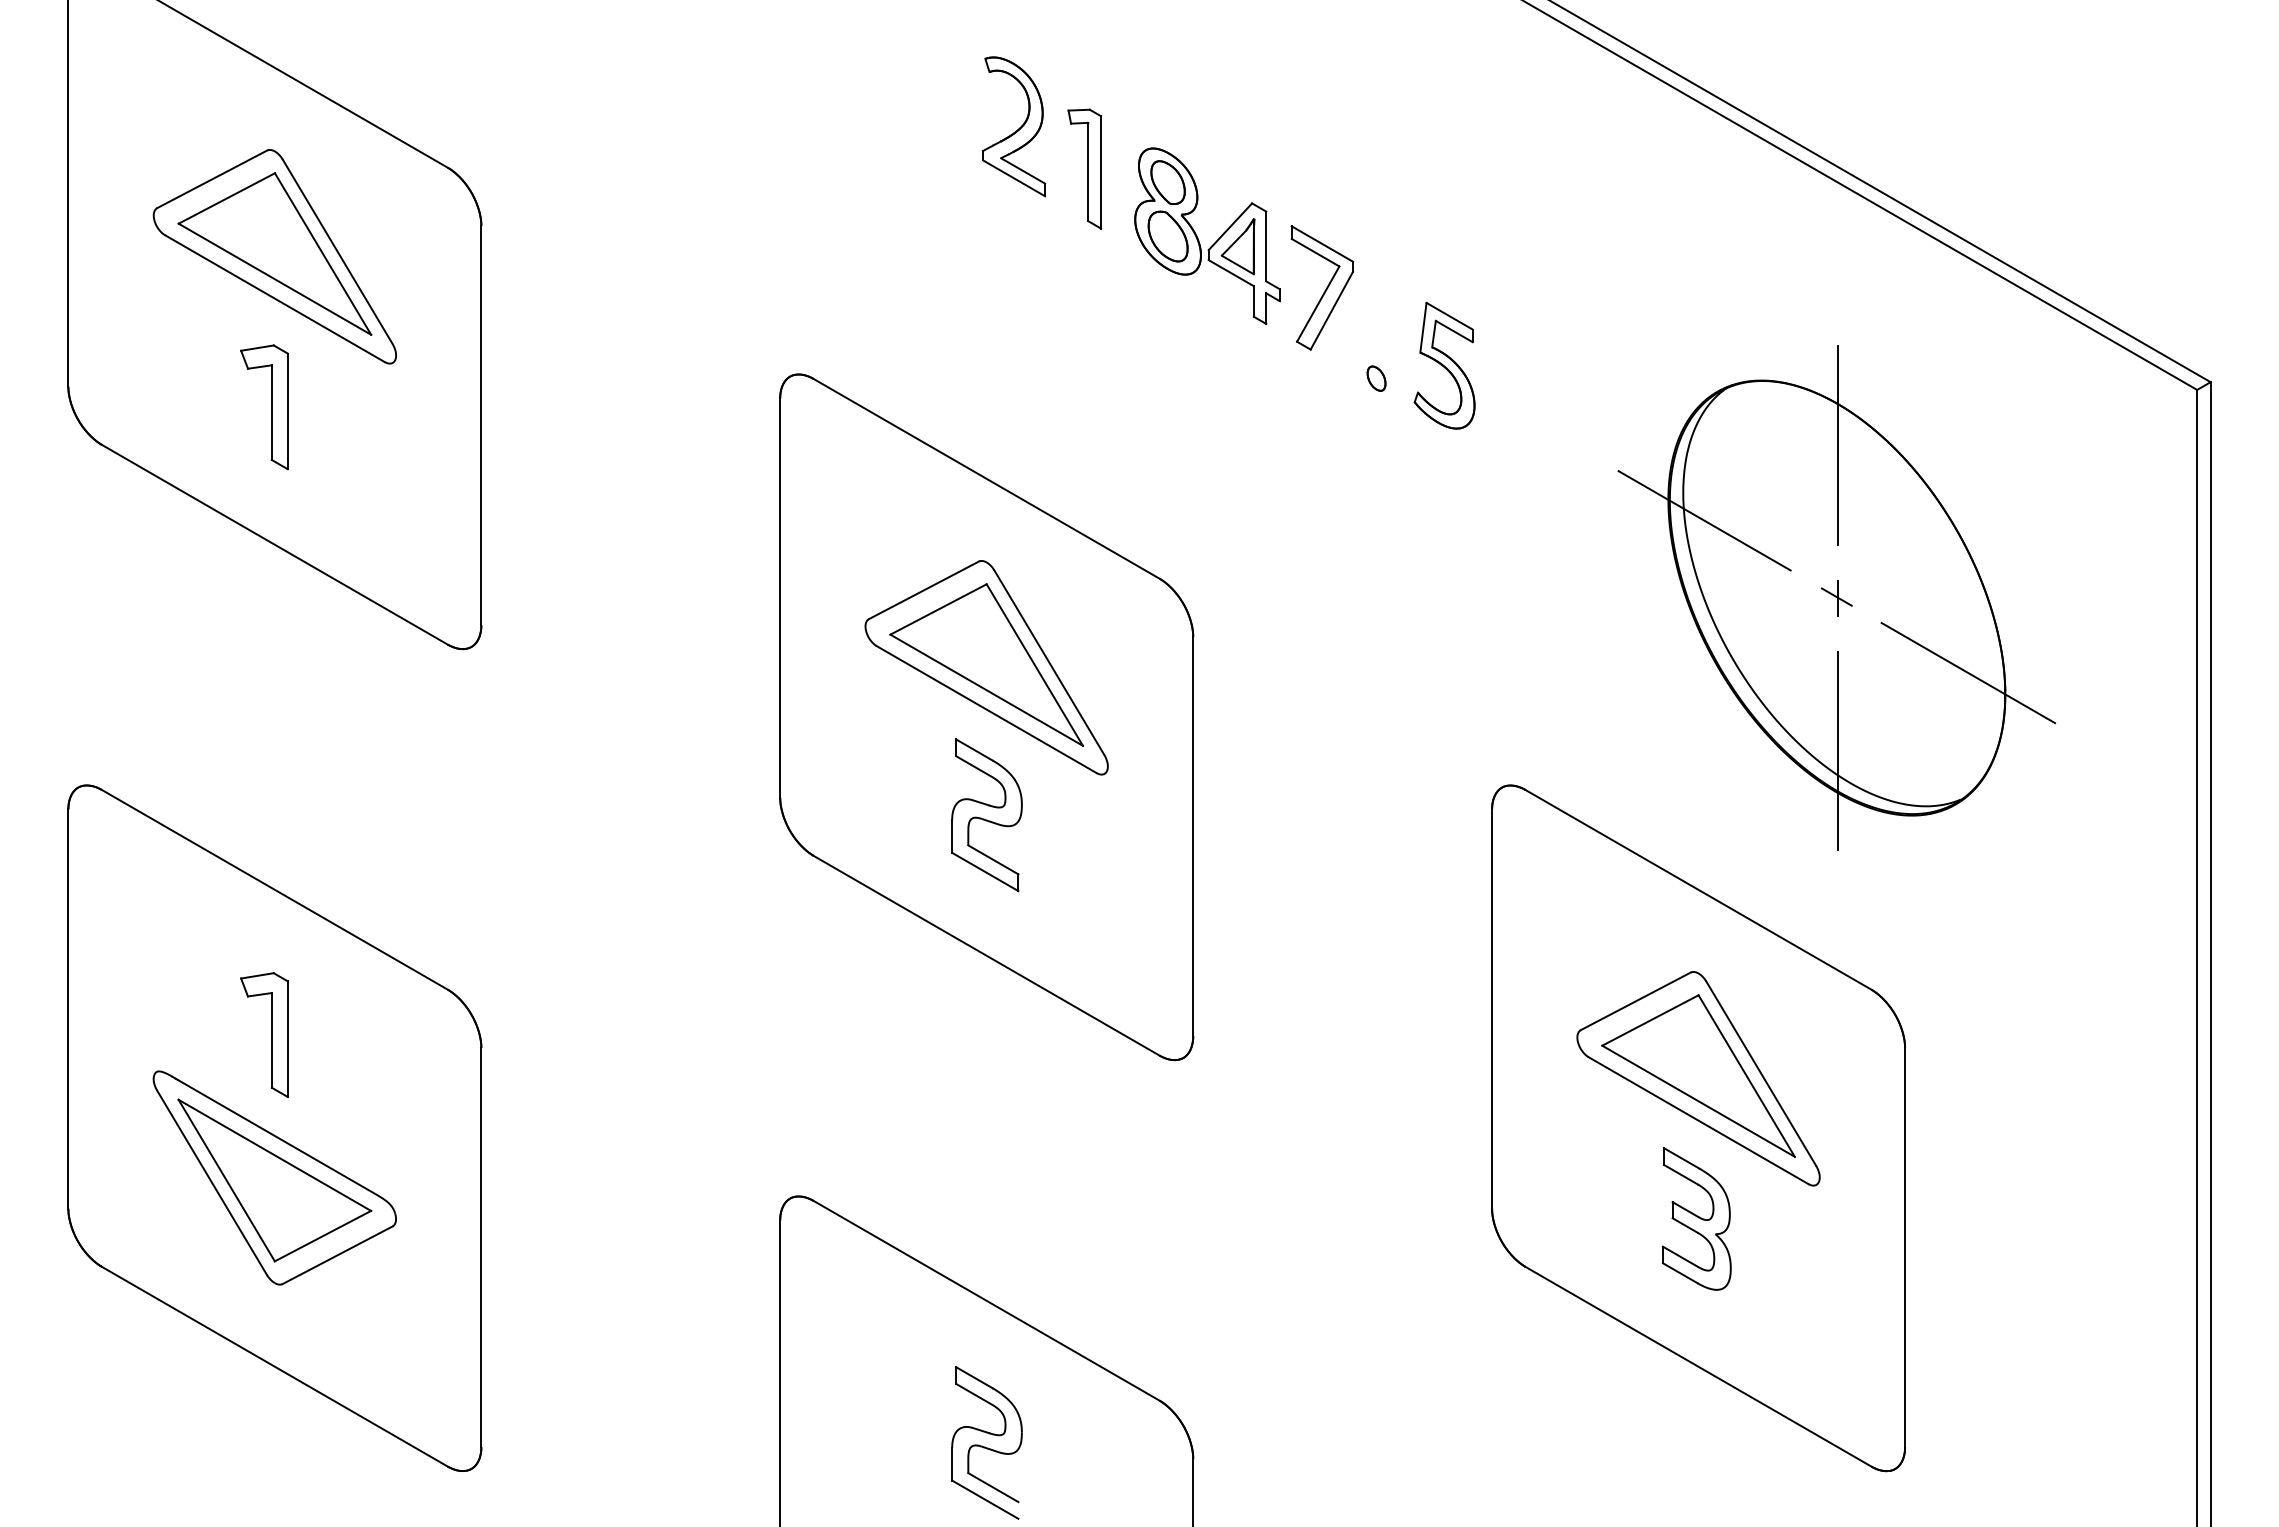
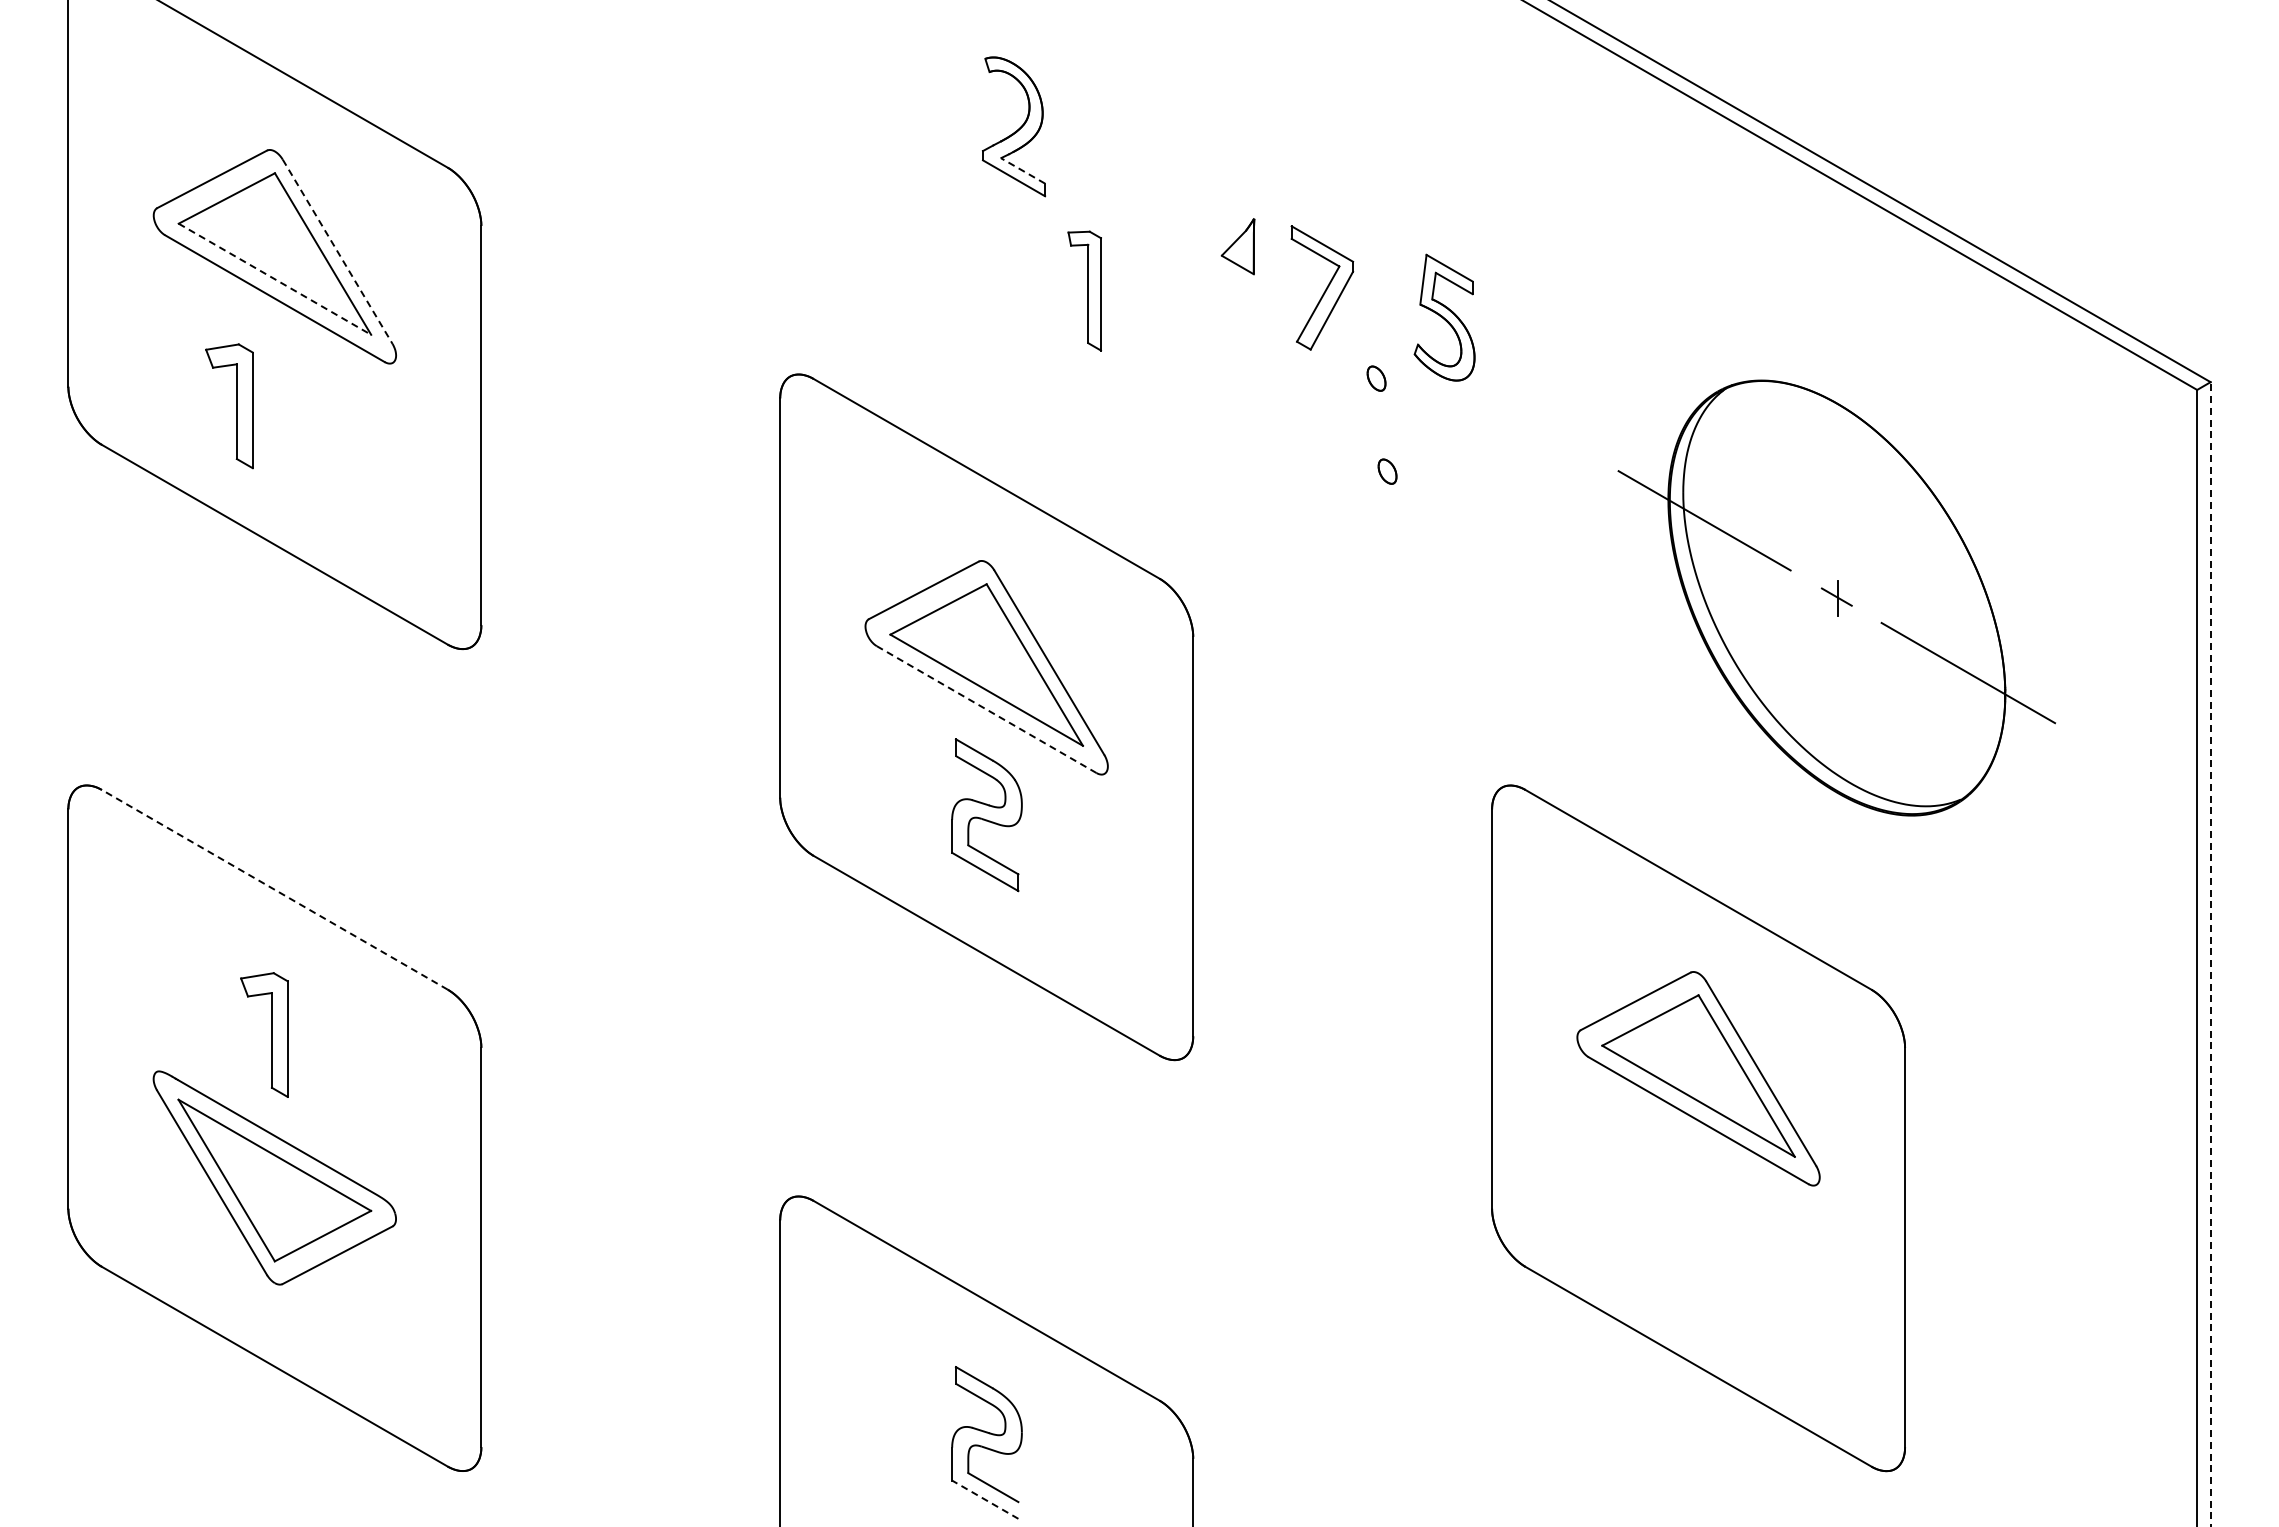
part position: (1084, 168) -> (1084, 290) (1084, 290)
line: solid -> dashed (1022, 170)
part: present -> none (1199, 240)
line: solid -> dashed (337, 252)
line: solid -> dashed (275, 279)
part position: (1444, 365) -> (1444, 317) (1444, 317)
part position: (271, 407) -> (236, 406) (236, 406)
line: present -> none (1837, 445)
part: none -> present (1387, 471)
line: solid -> dashed (986, 709)
line: present -> none (1837, 750)
line: solid -> dashed (274, 889)
line: solid -> dashed (2210, 954)
part: present -> none (1696, 1218)
line: solid -> dashed (984, 1499)
